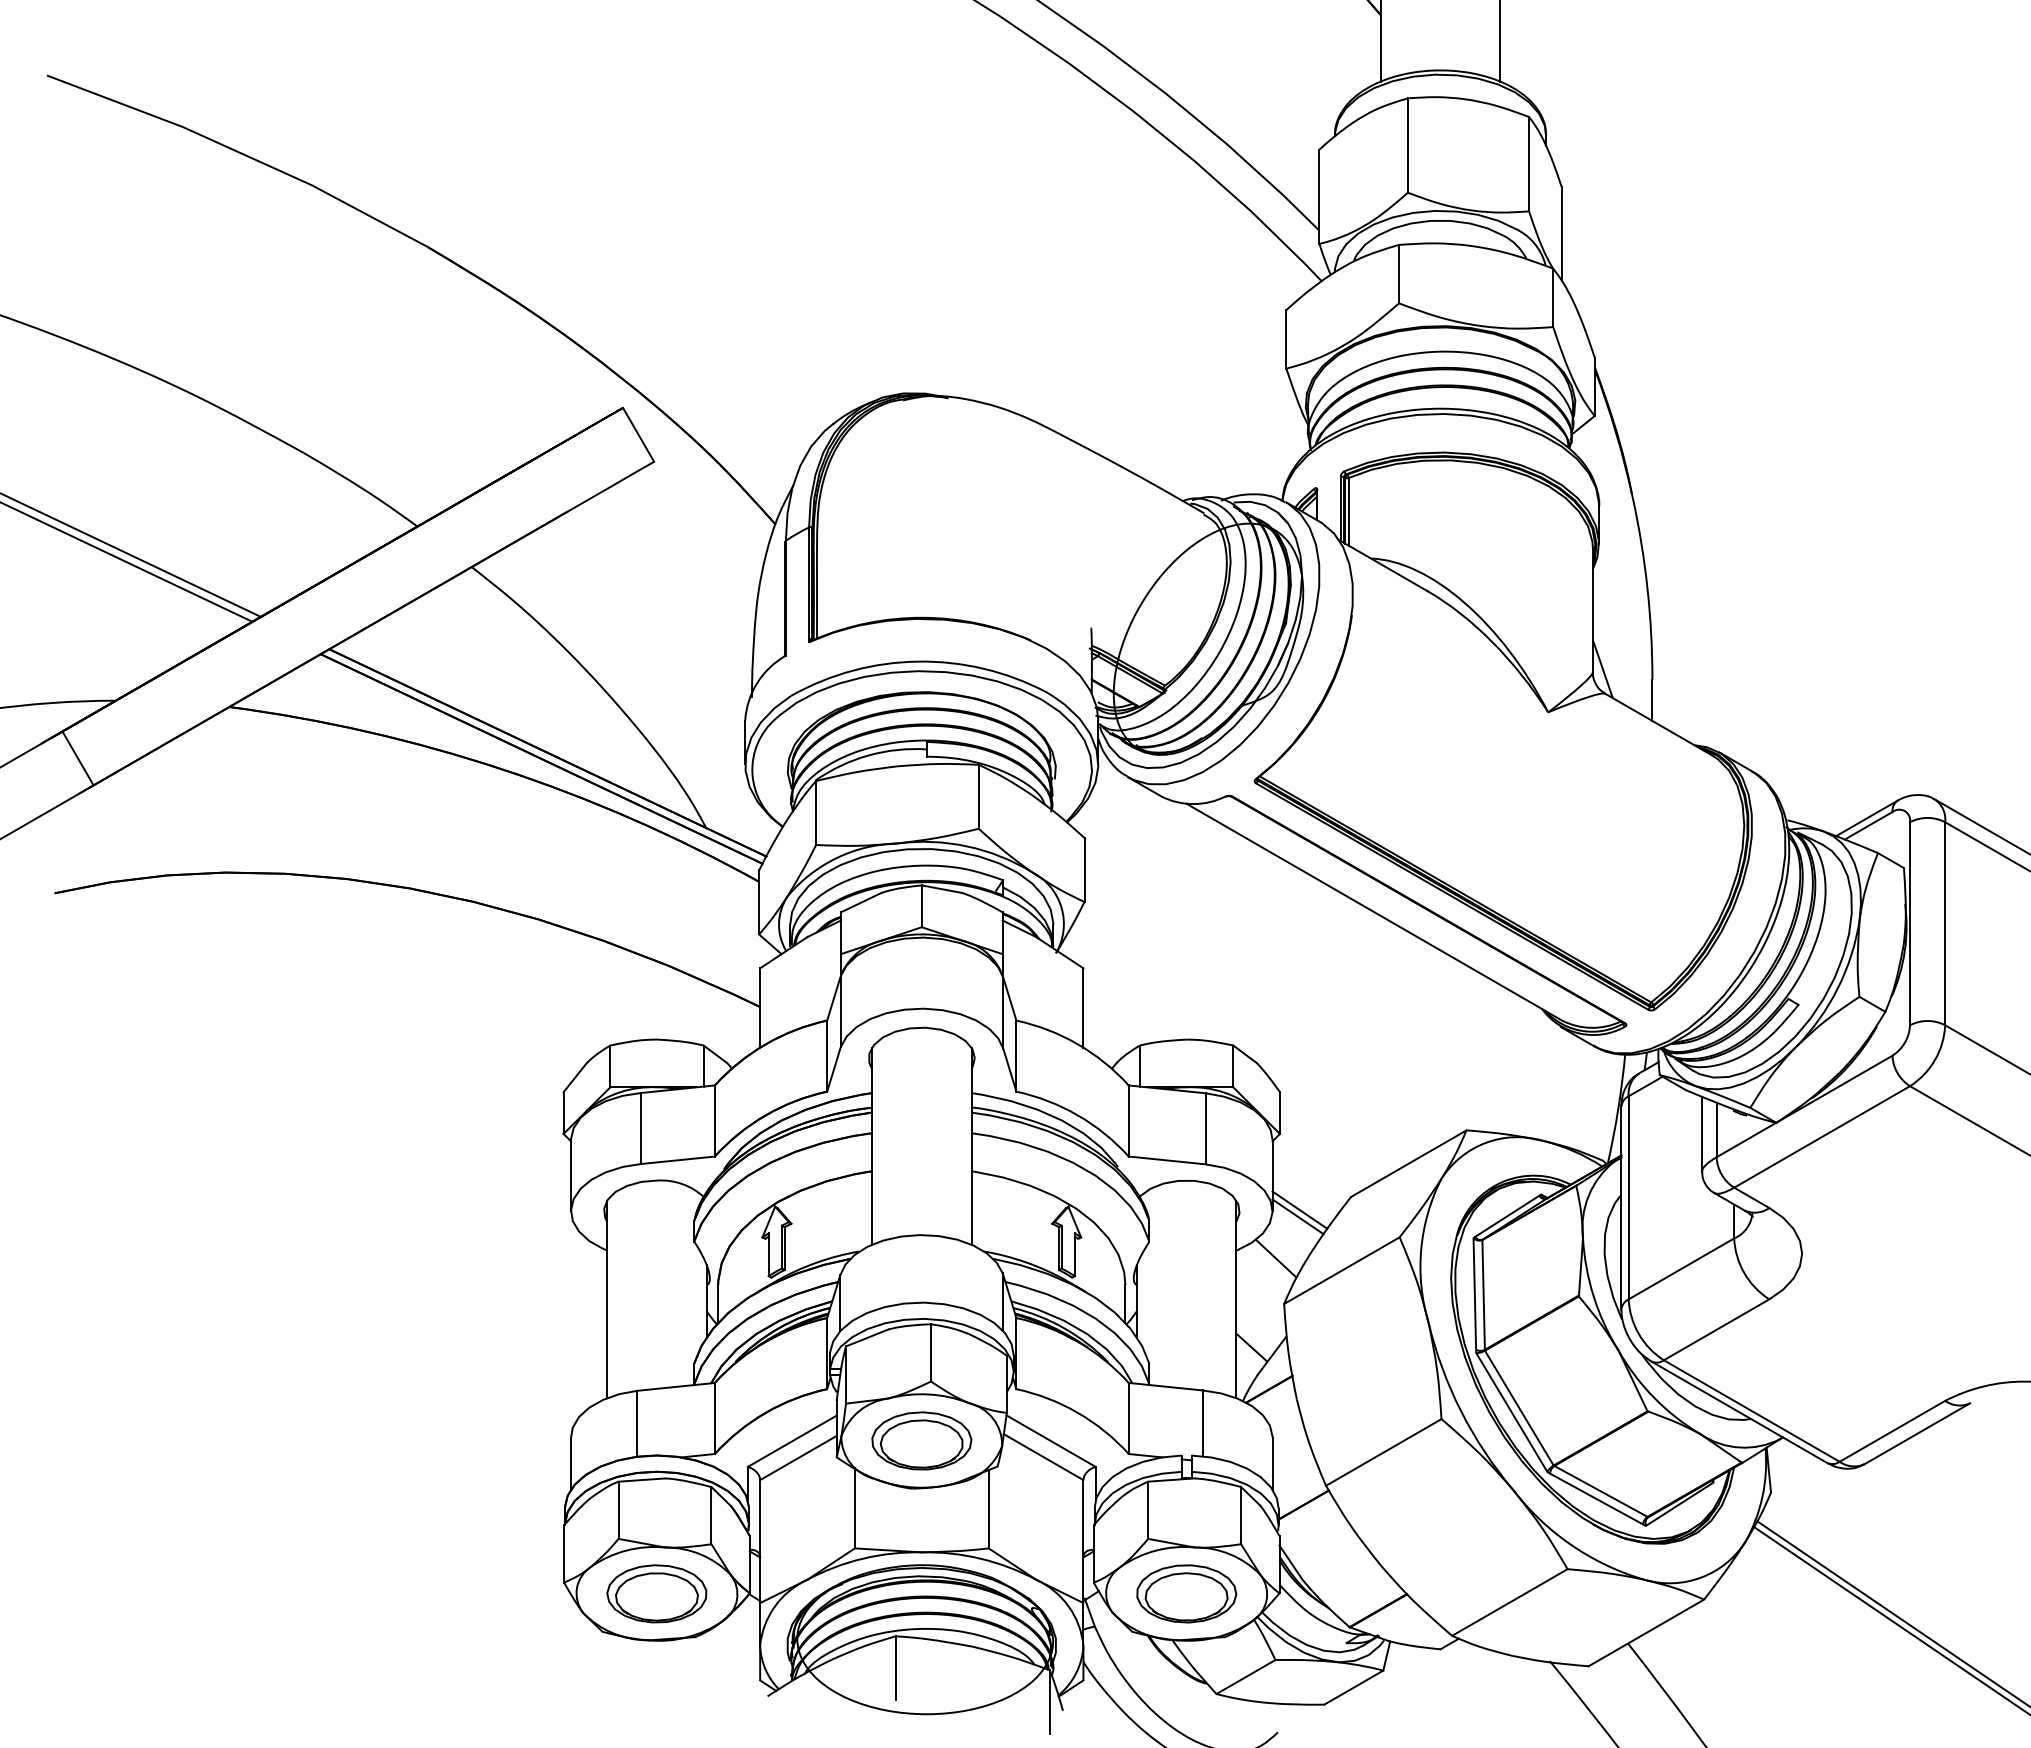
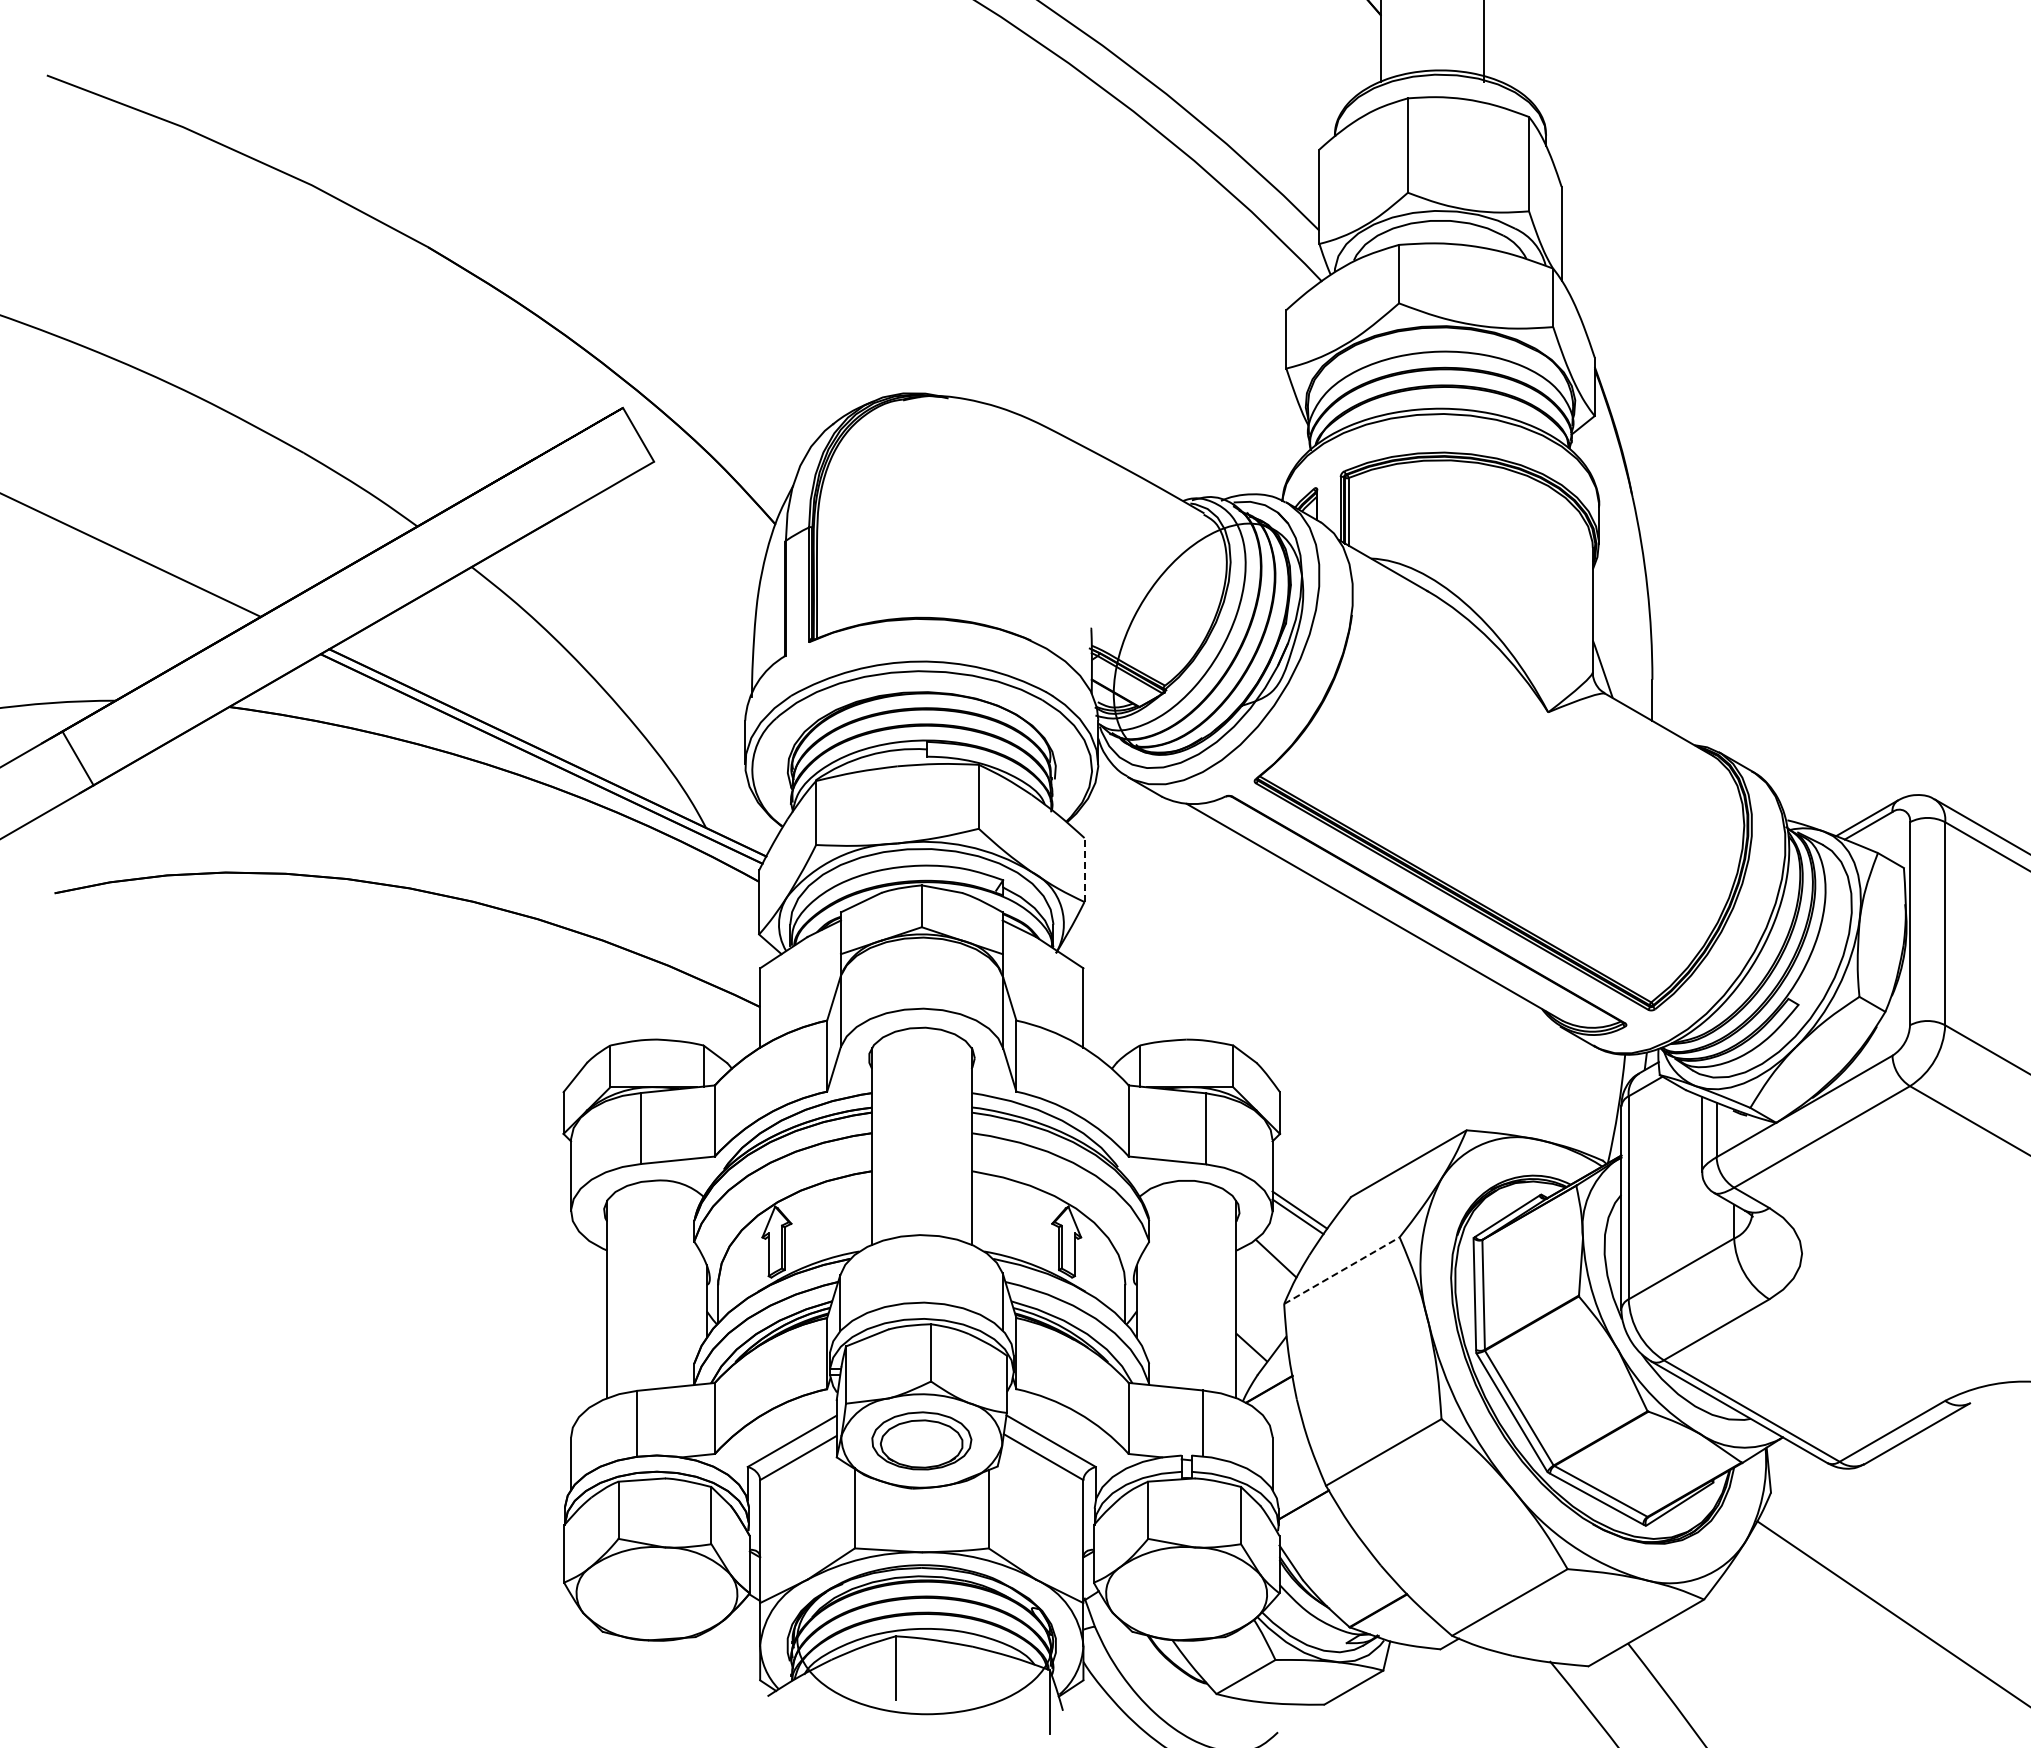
line position: (1499, 41) -> (1483, 41) (1483, 41)
line: present -> none (127, 562)
line: solid -> dashed (1084, 869)
line: solid -> dashed (1341, 1270)
part: present -> none (656, 1593)
part: present -> none (1186, 1593)
line: present -> none (1890, 1620)
